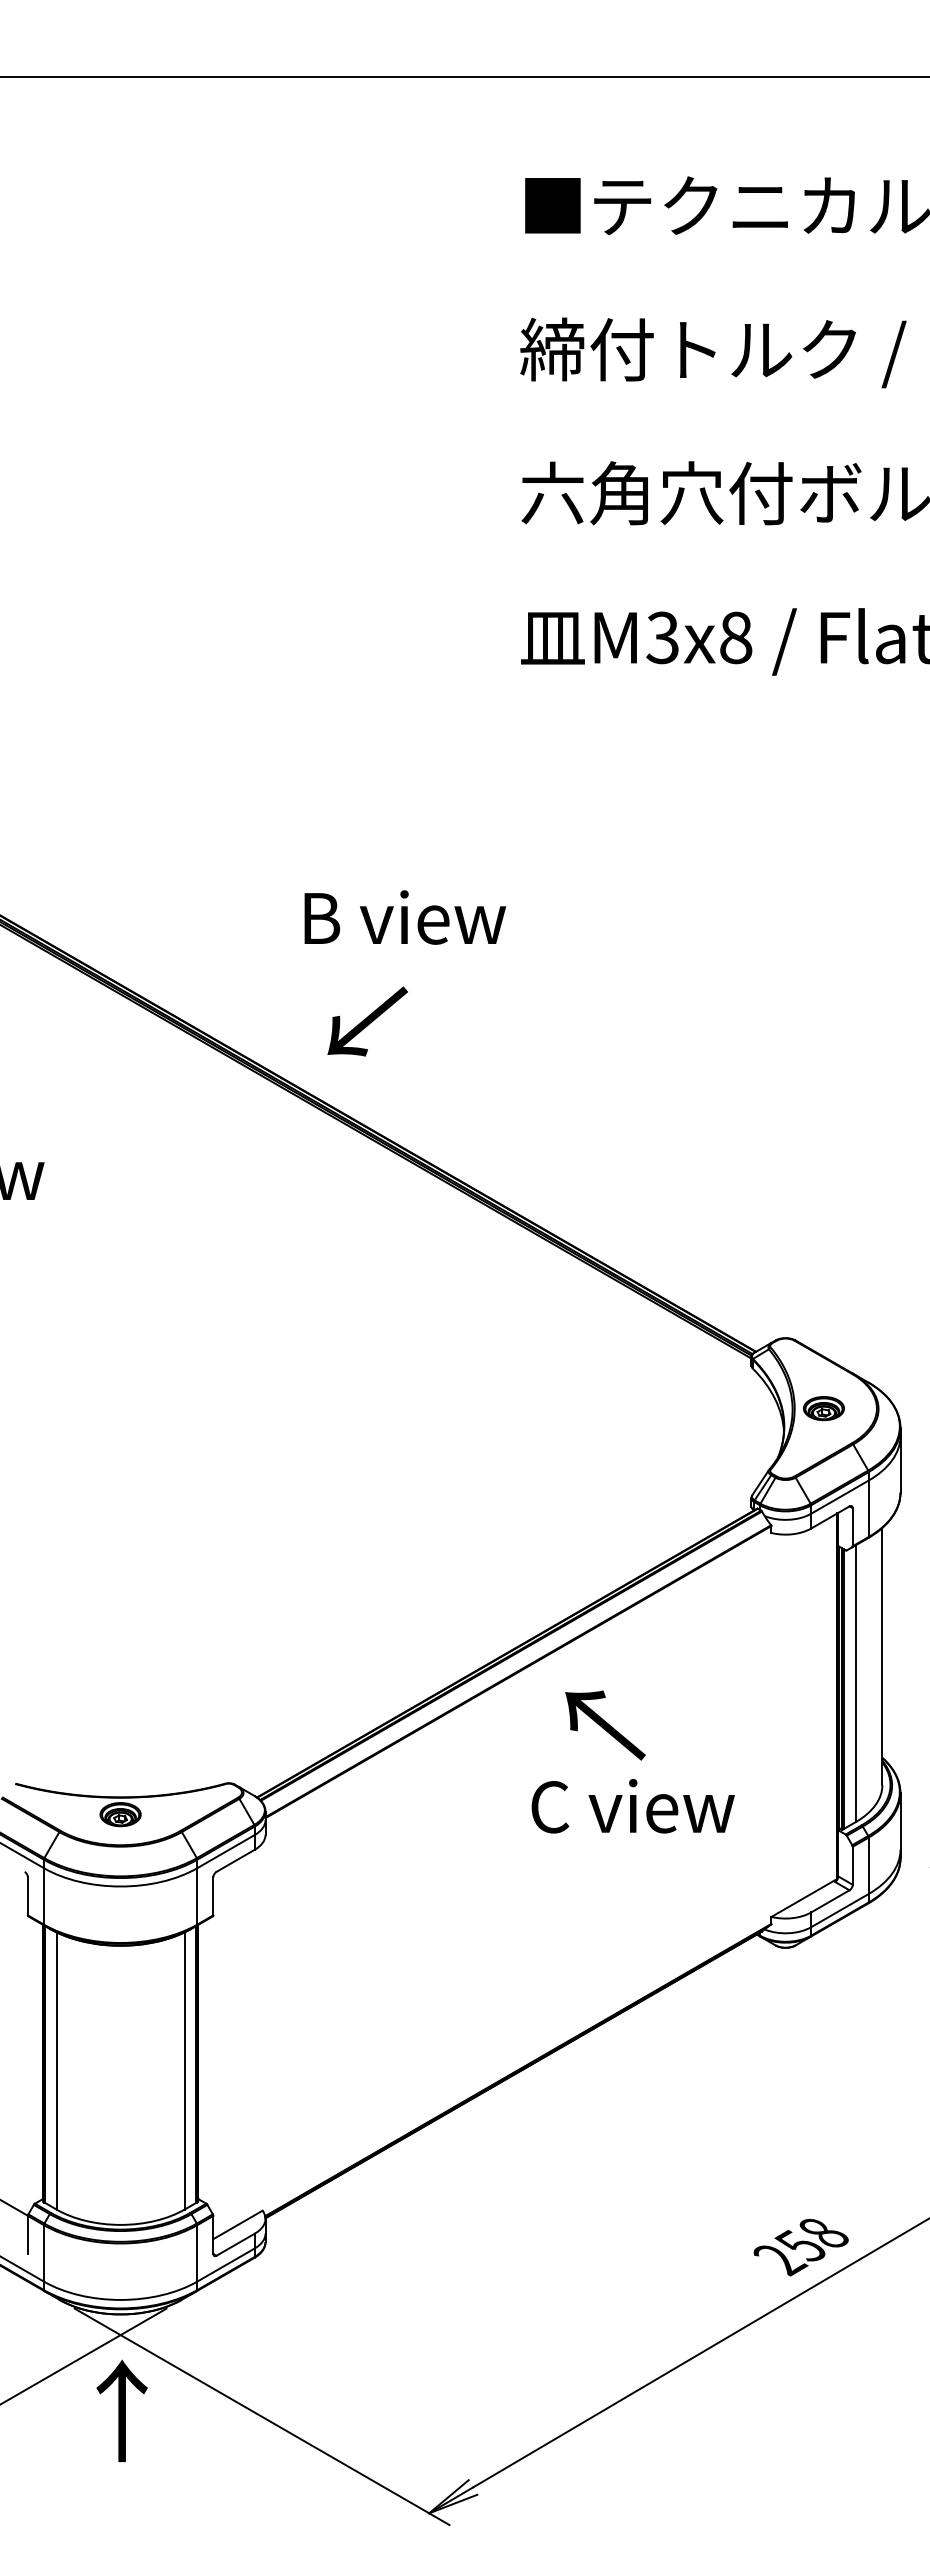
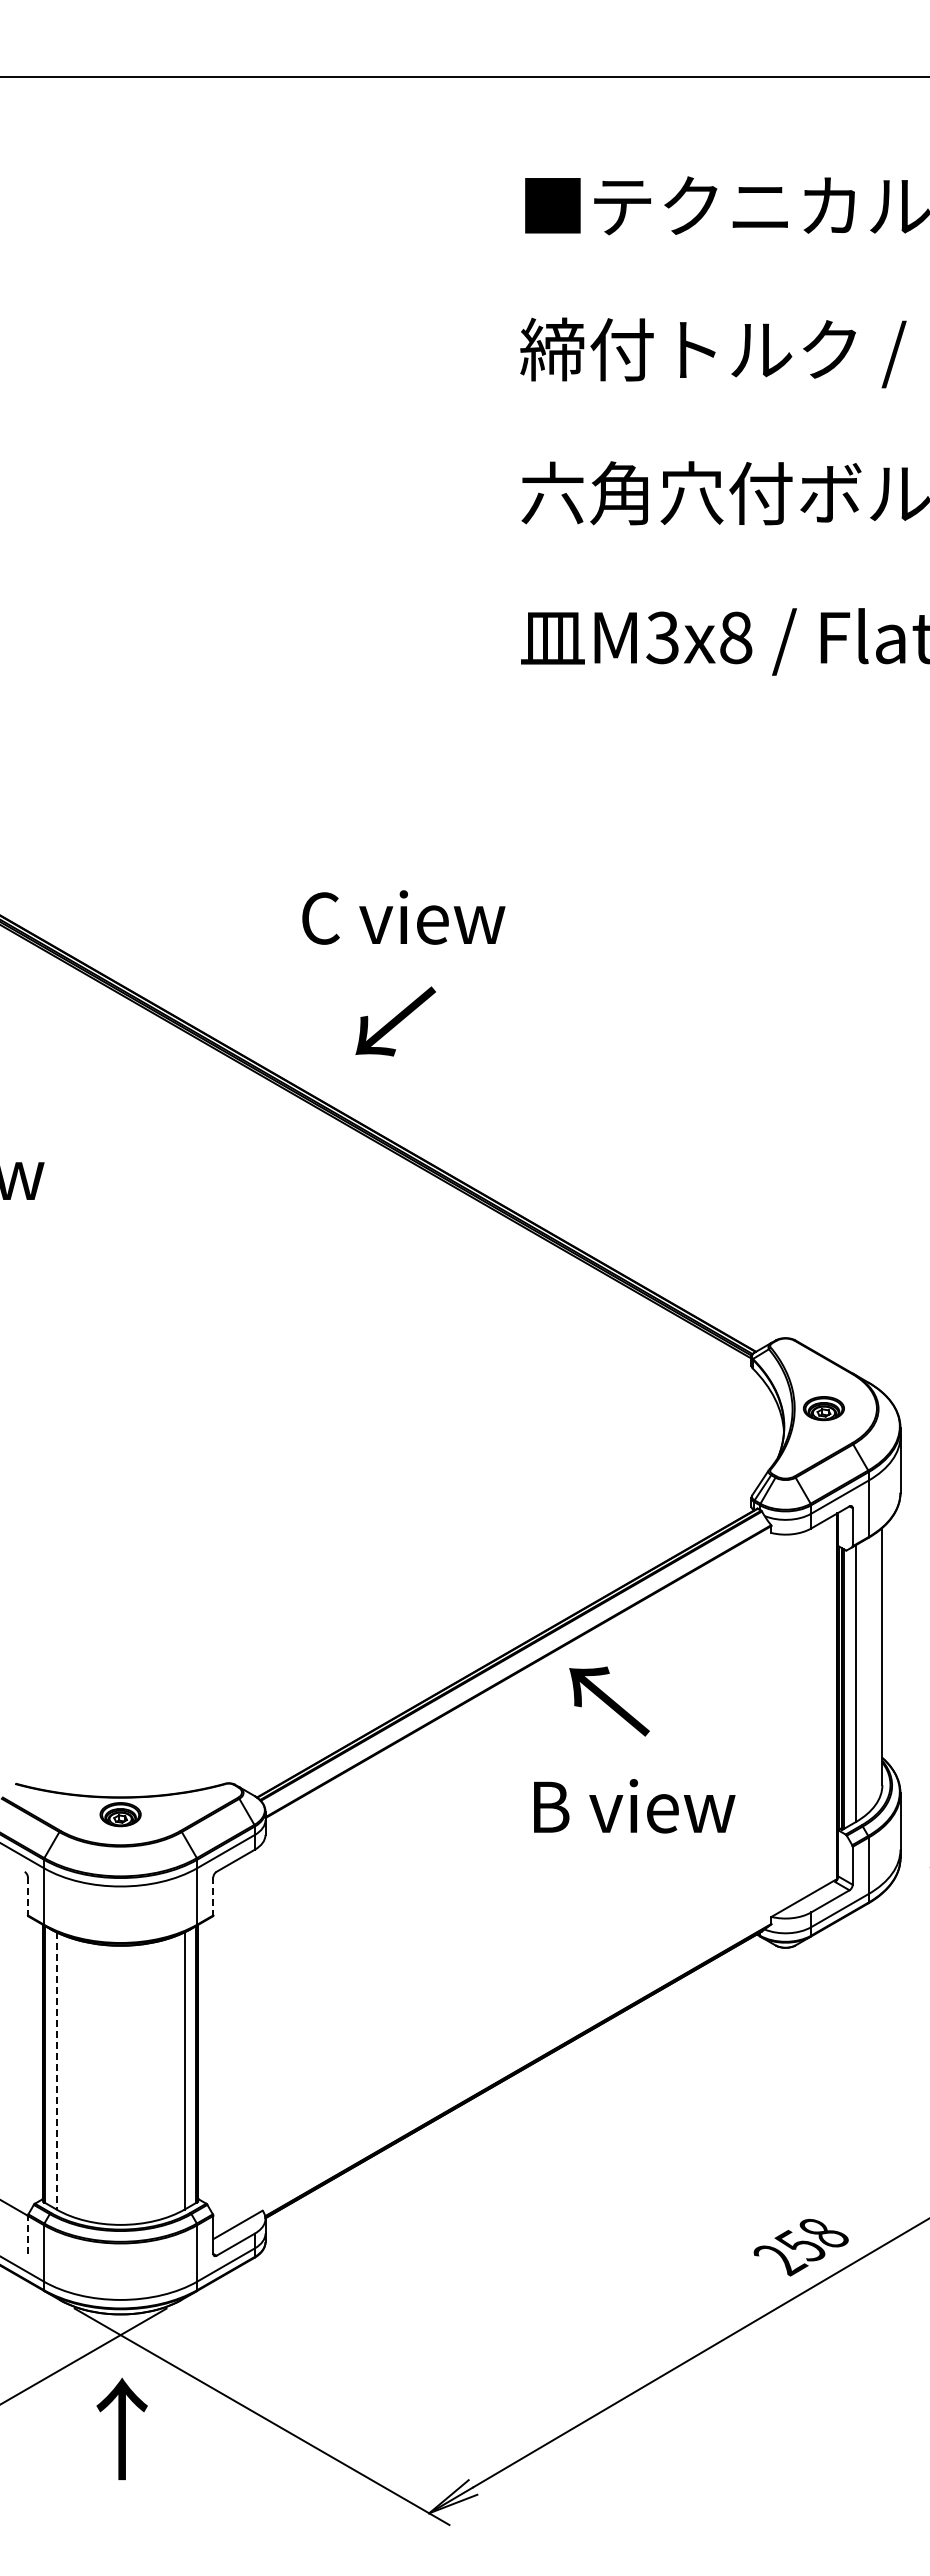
text: B view -> C view (404, 917)
text position: (367, 1021) -> (395, 1021) (395, 1021)
text position: (605, 1725) -> (609, 1701) (609, 1701)
text: C view -> B view (633, 1806)
line: solid -> dashed (27, 1896)
line: solid -> dashed (213, 1896)
line: solid -> dashed (56, 2071)
line: solid -> dashed (27, 2234)
text position: (121, 2410) -> (121, 2428) (121, 2428)
